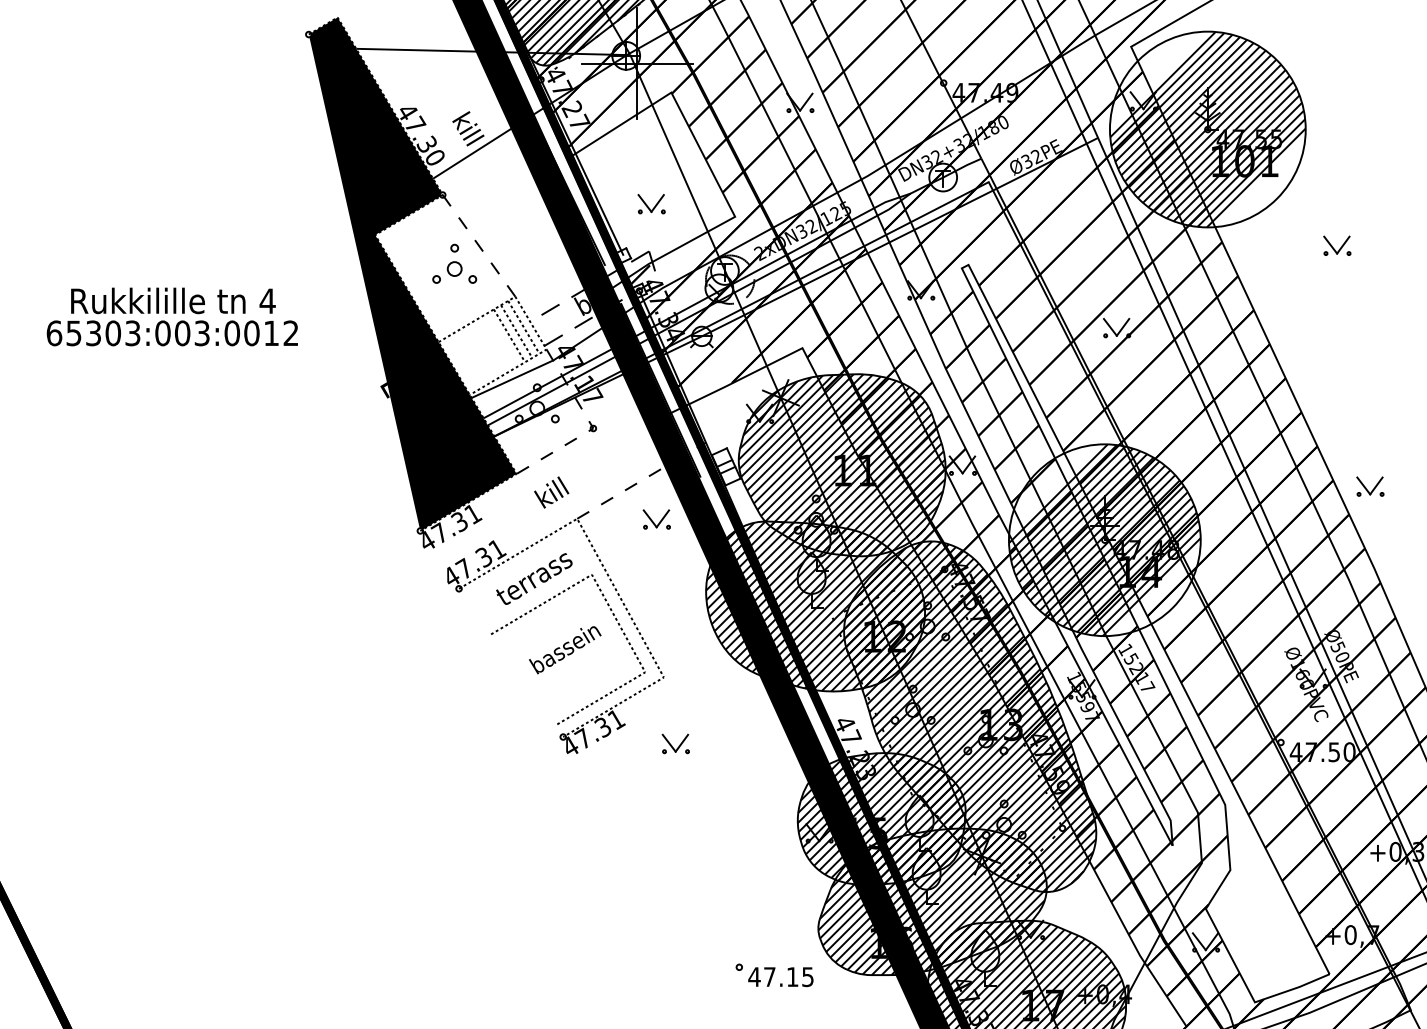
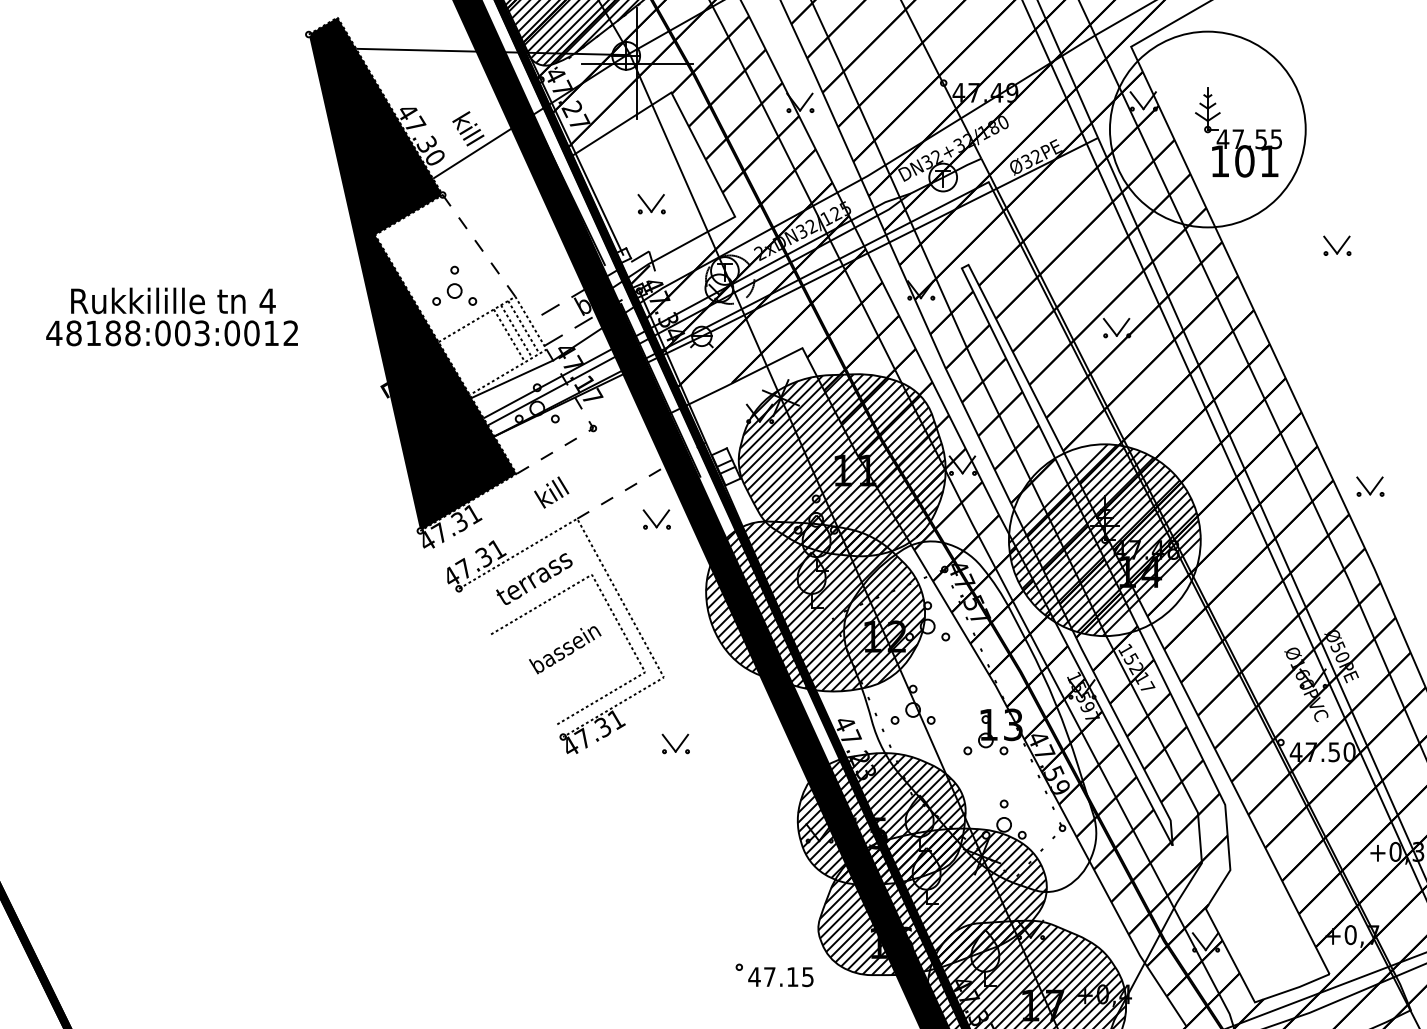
hatch: present -> none (1207, 129)
part position: (454, 263) -> (454, 285) (454, 285)
text: 65303:003:0012 -> 48188:003:0012 (93, 333)
hatch: present -> none (970, 716)
